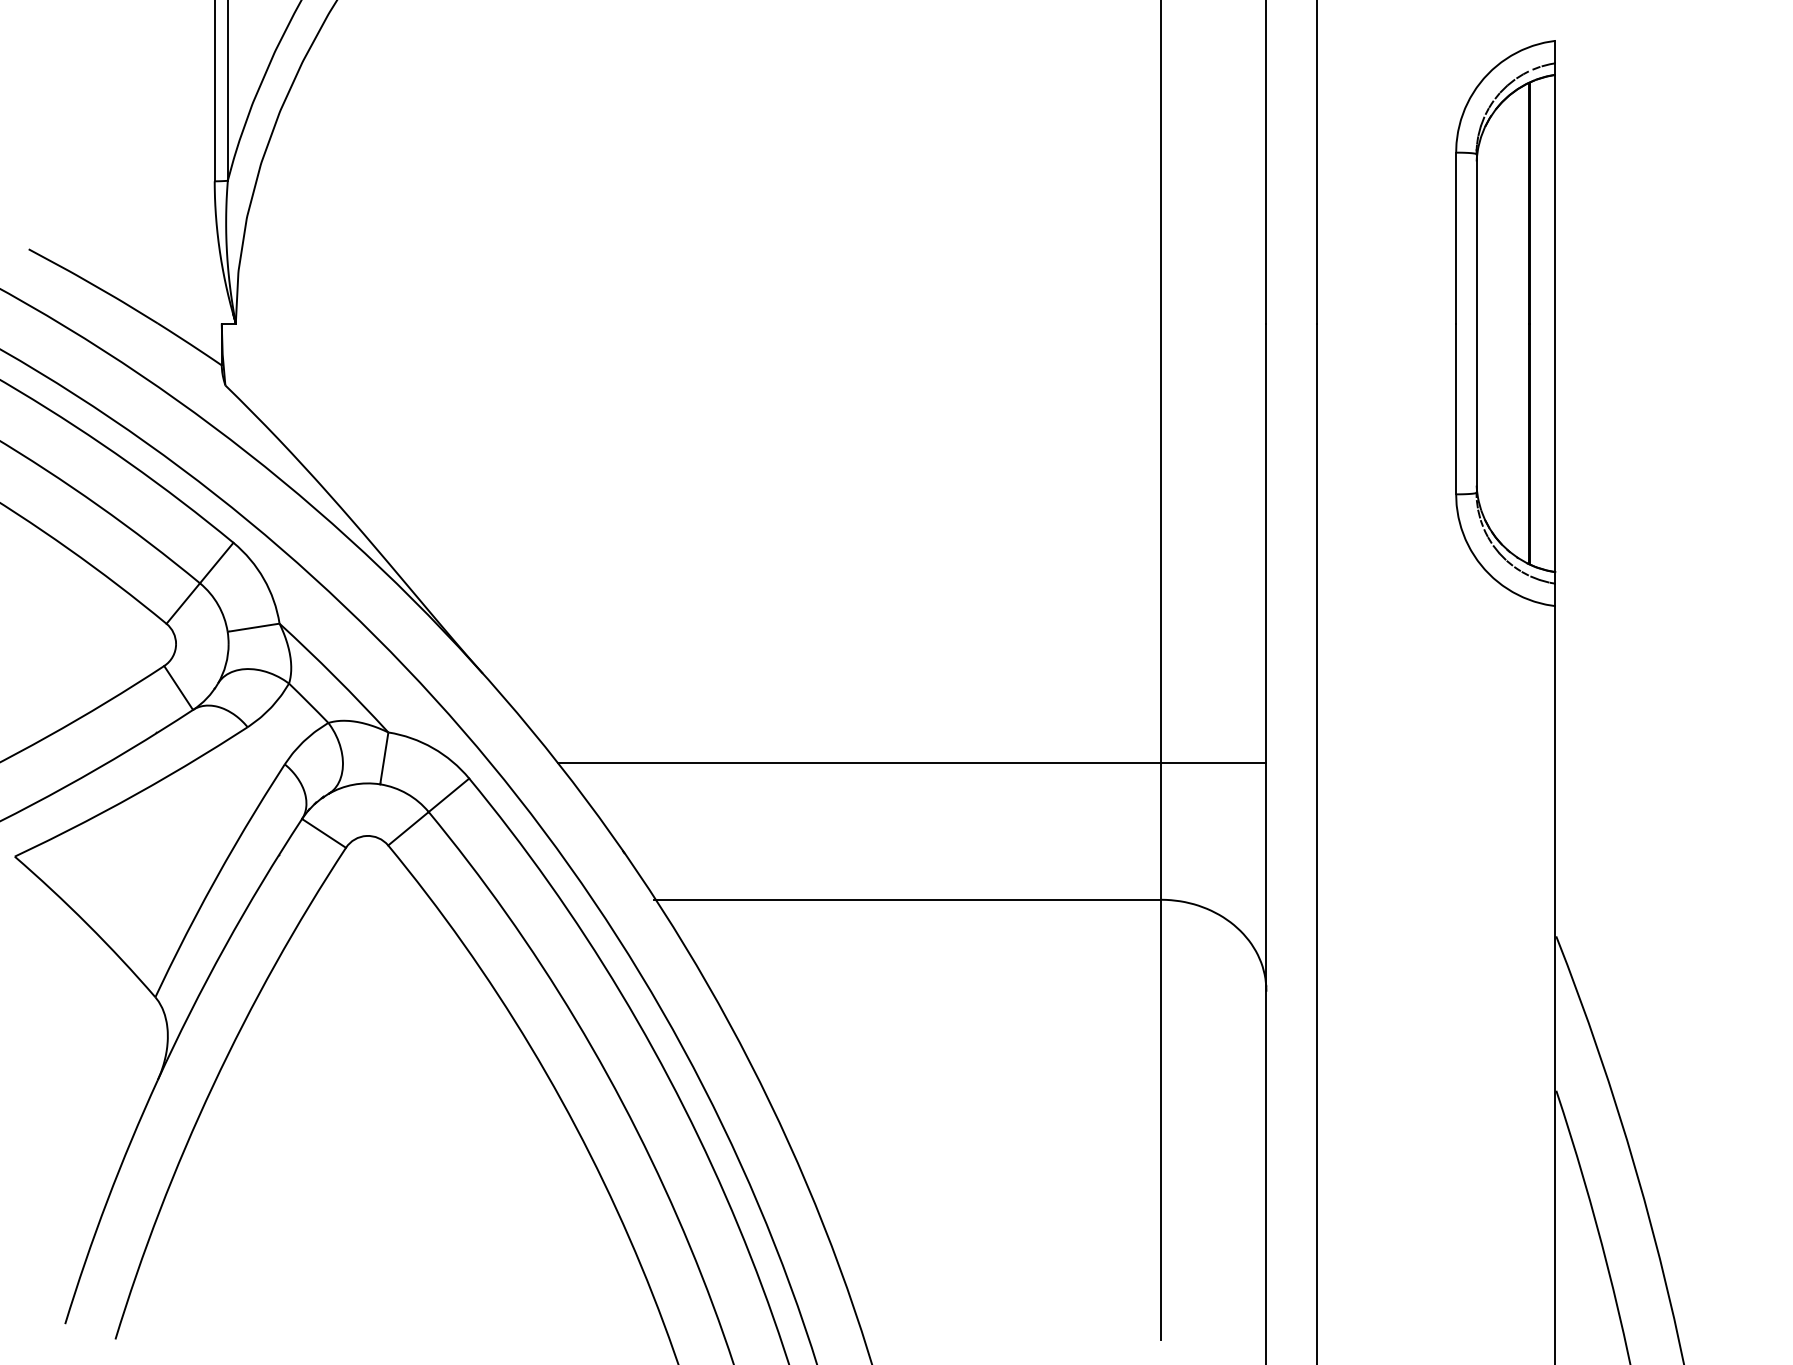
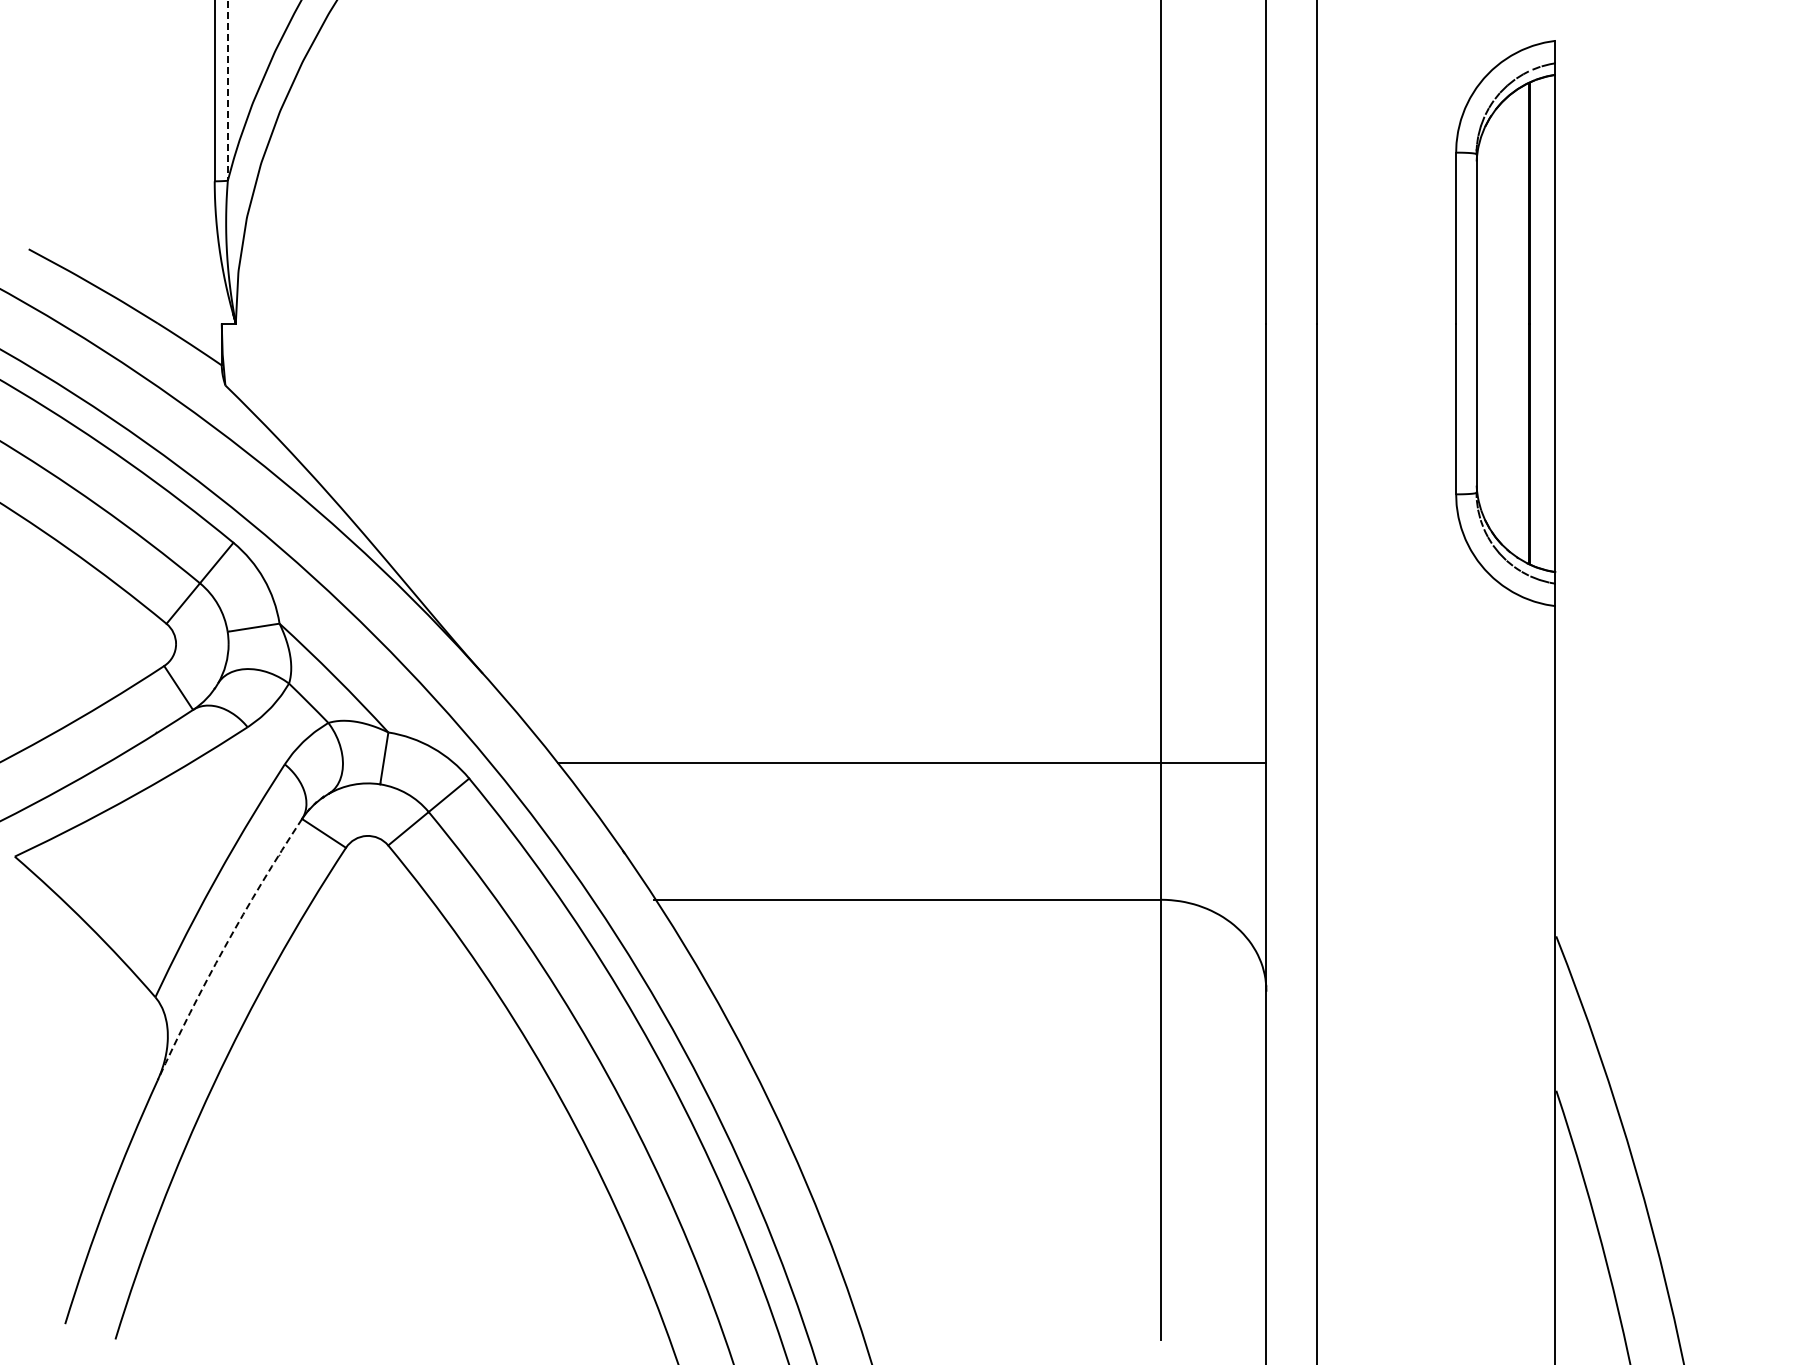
line: solid -> dashed (227, 90)
arc: solid -> dashed (224, 946)
